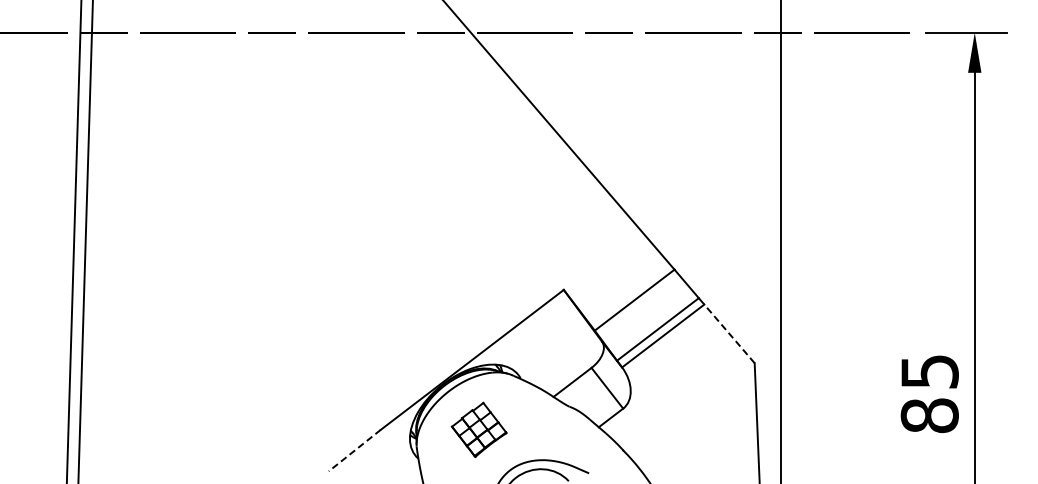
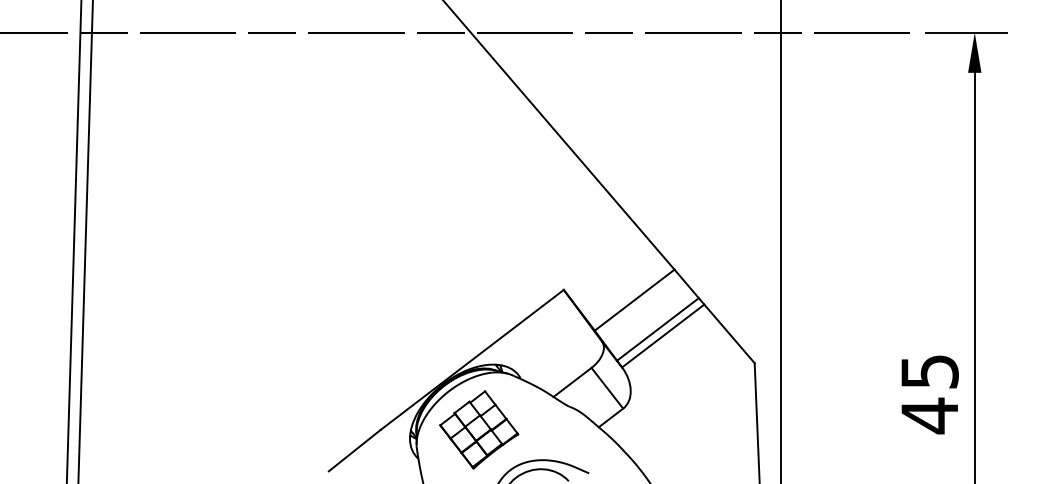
line: dashed -> solid (729, 333)
text: 85 -> 45 (929, 415)
part size: 58x58 px -> 81x80 px (479, 429)
line: dashed -> solid (354, 450)
